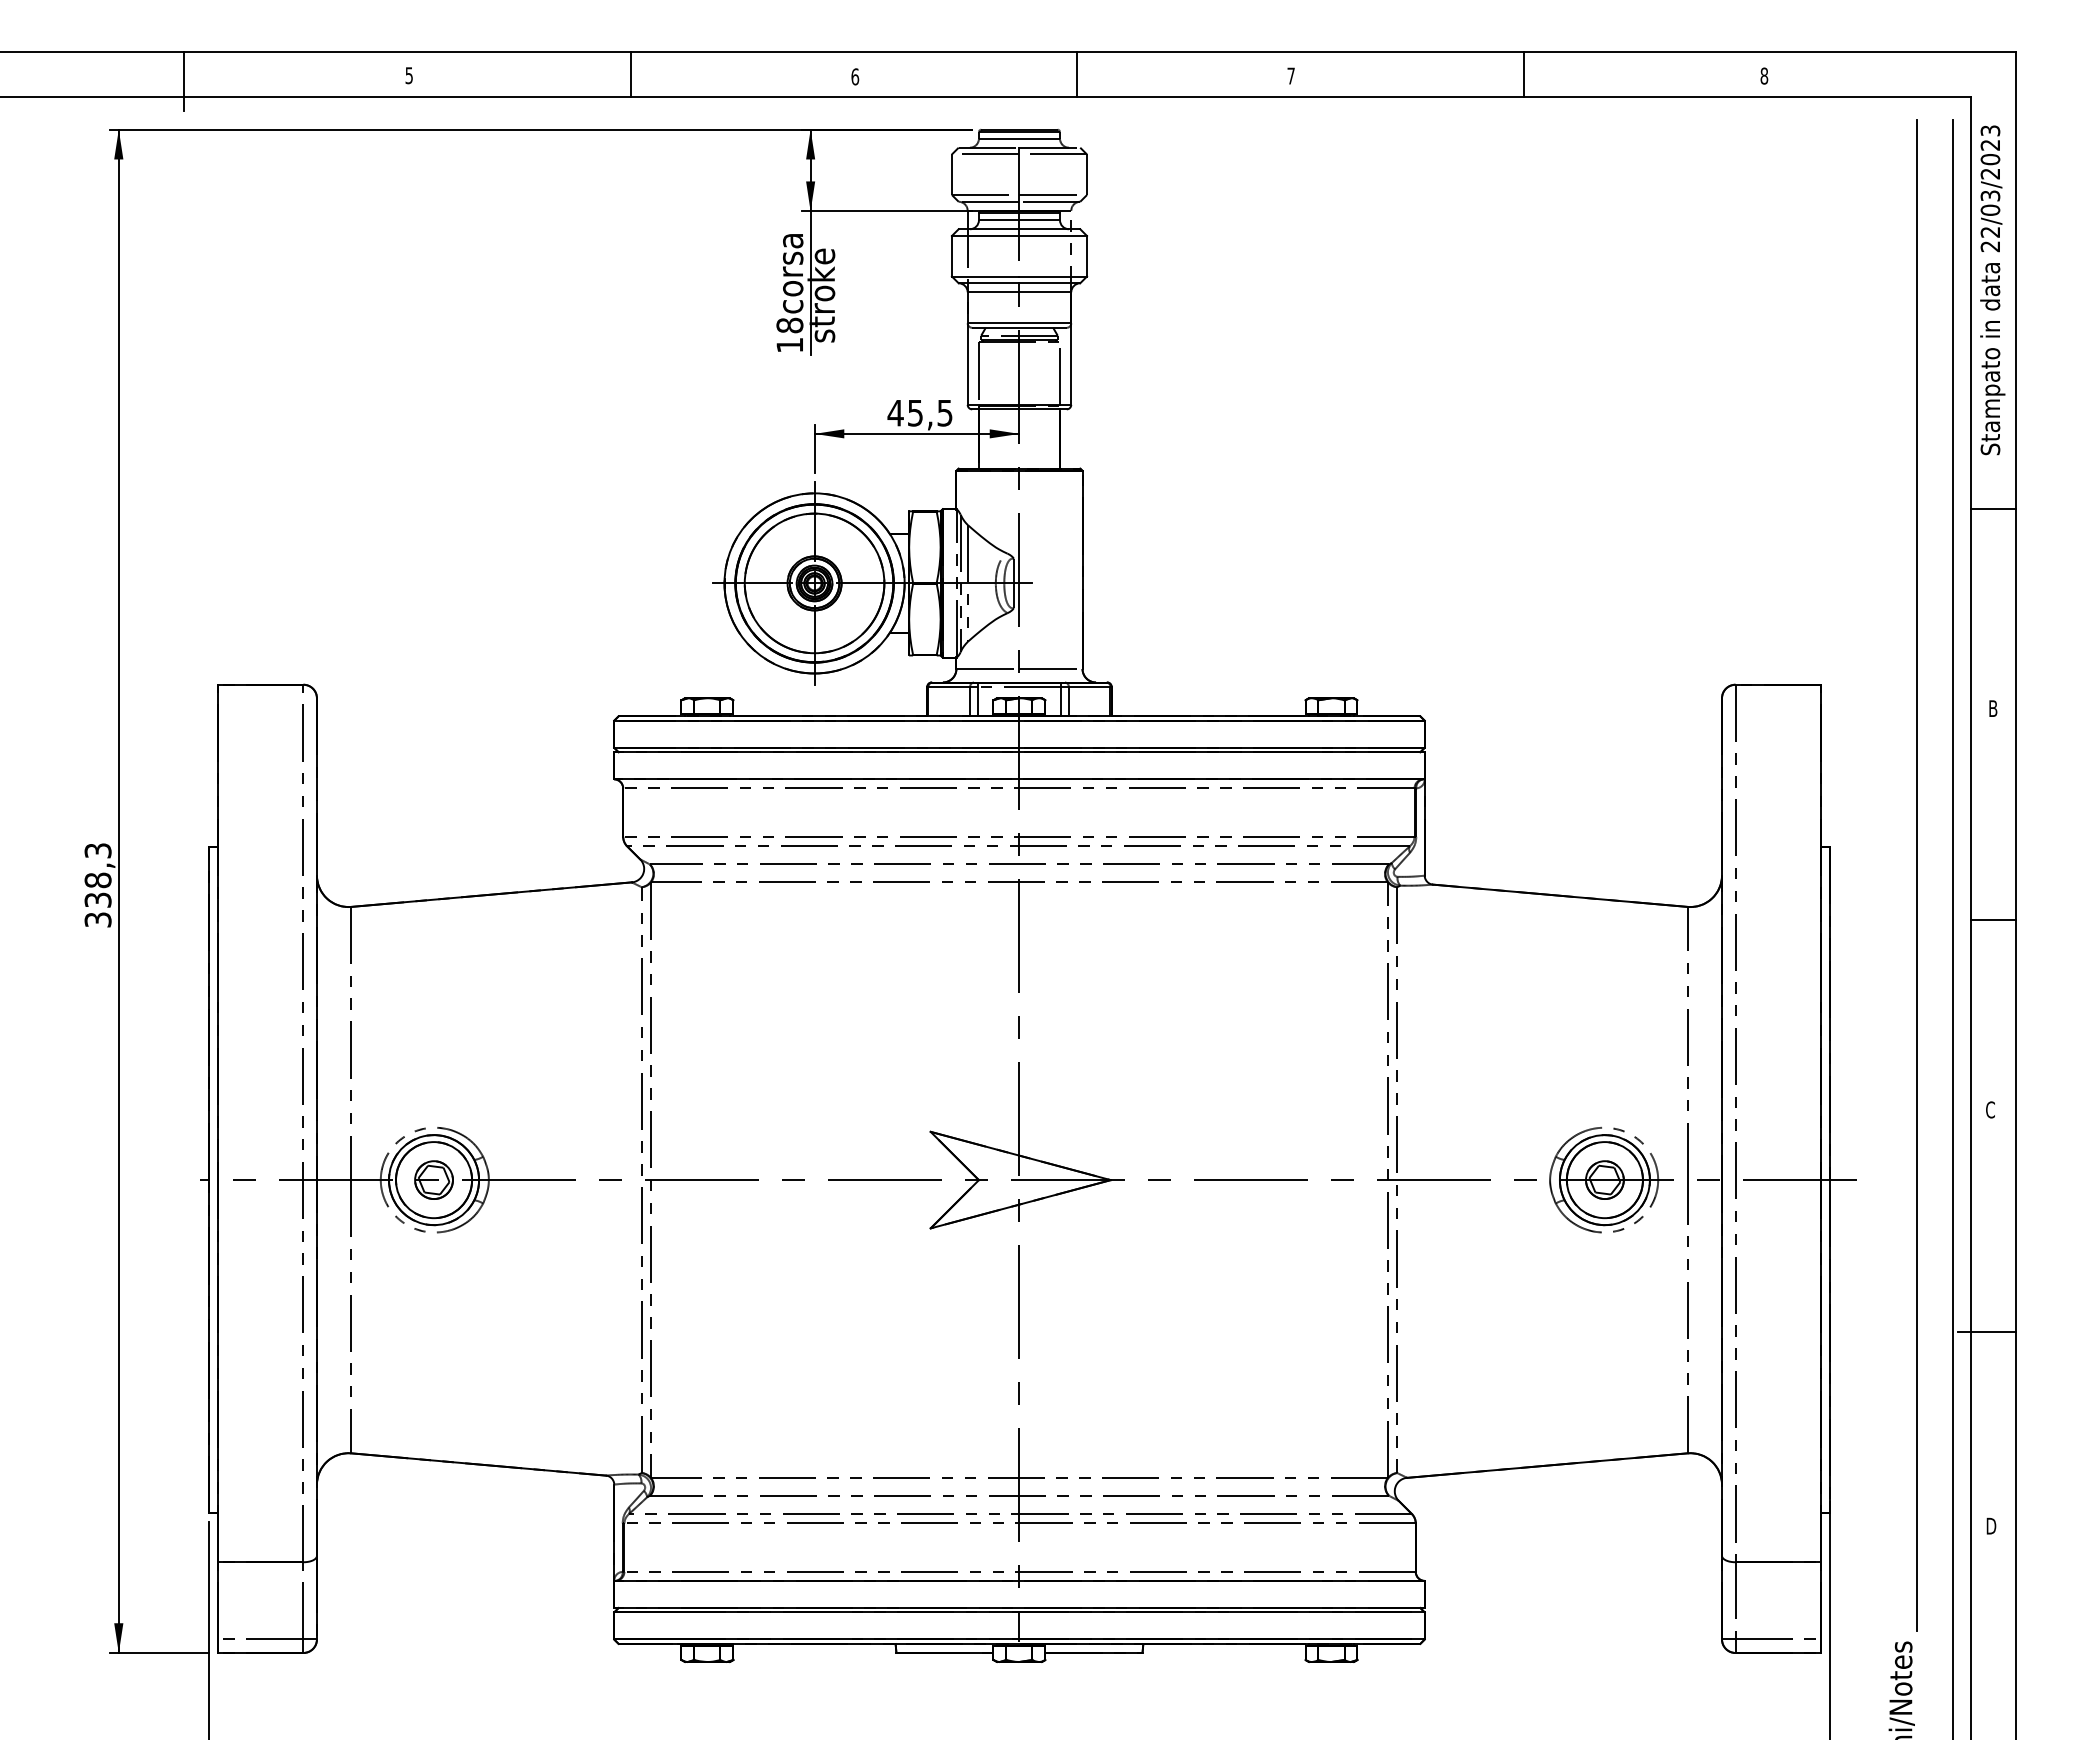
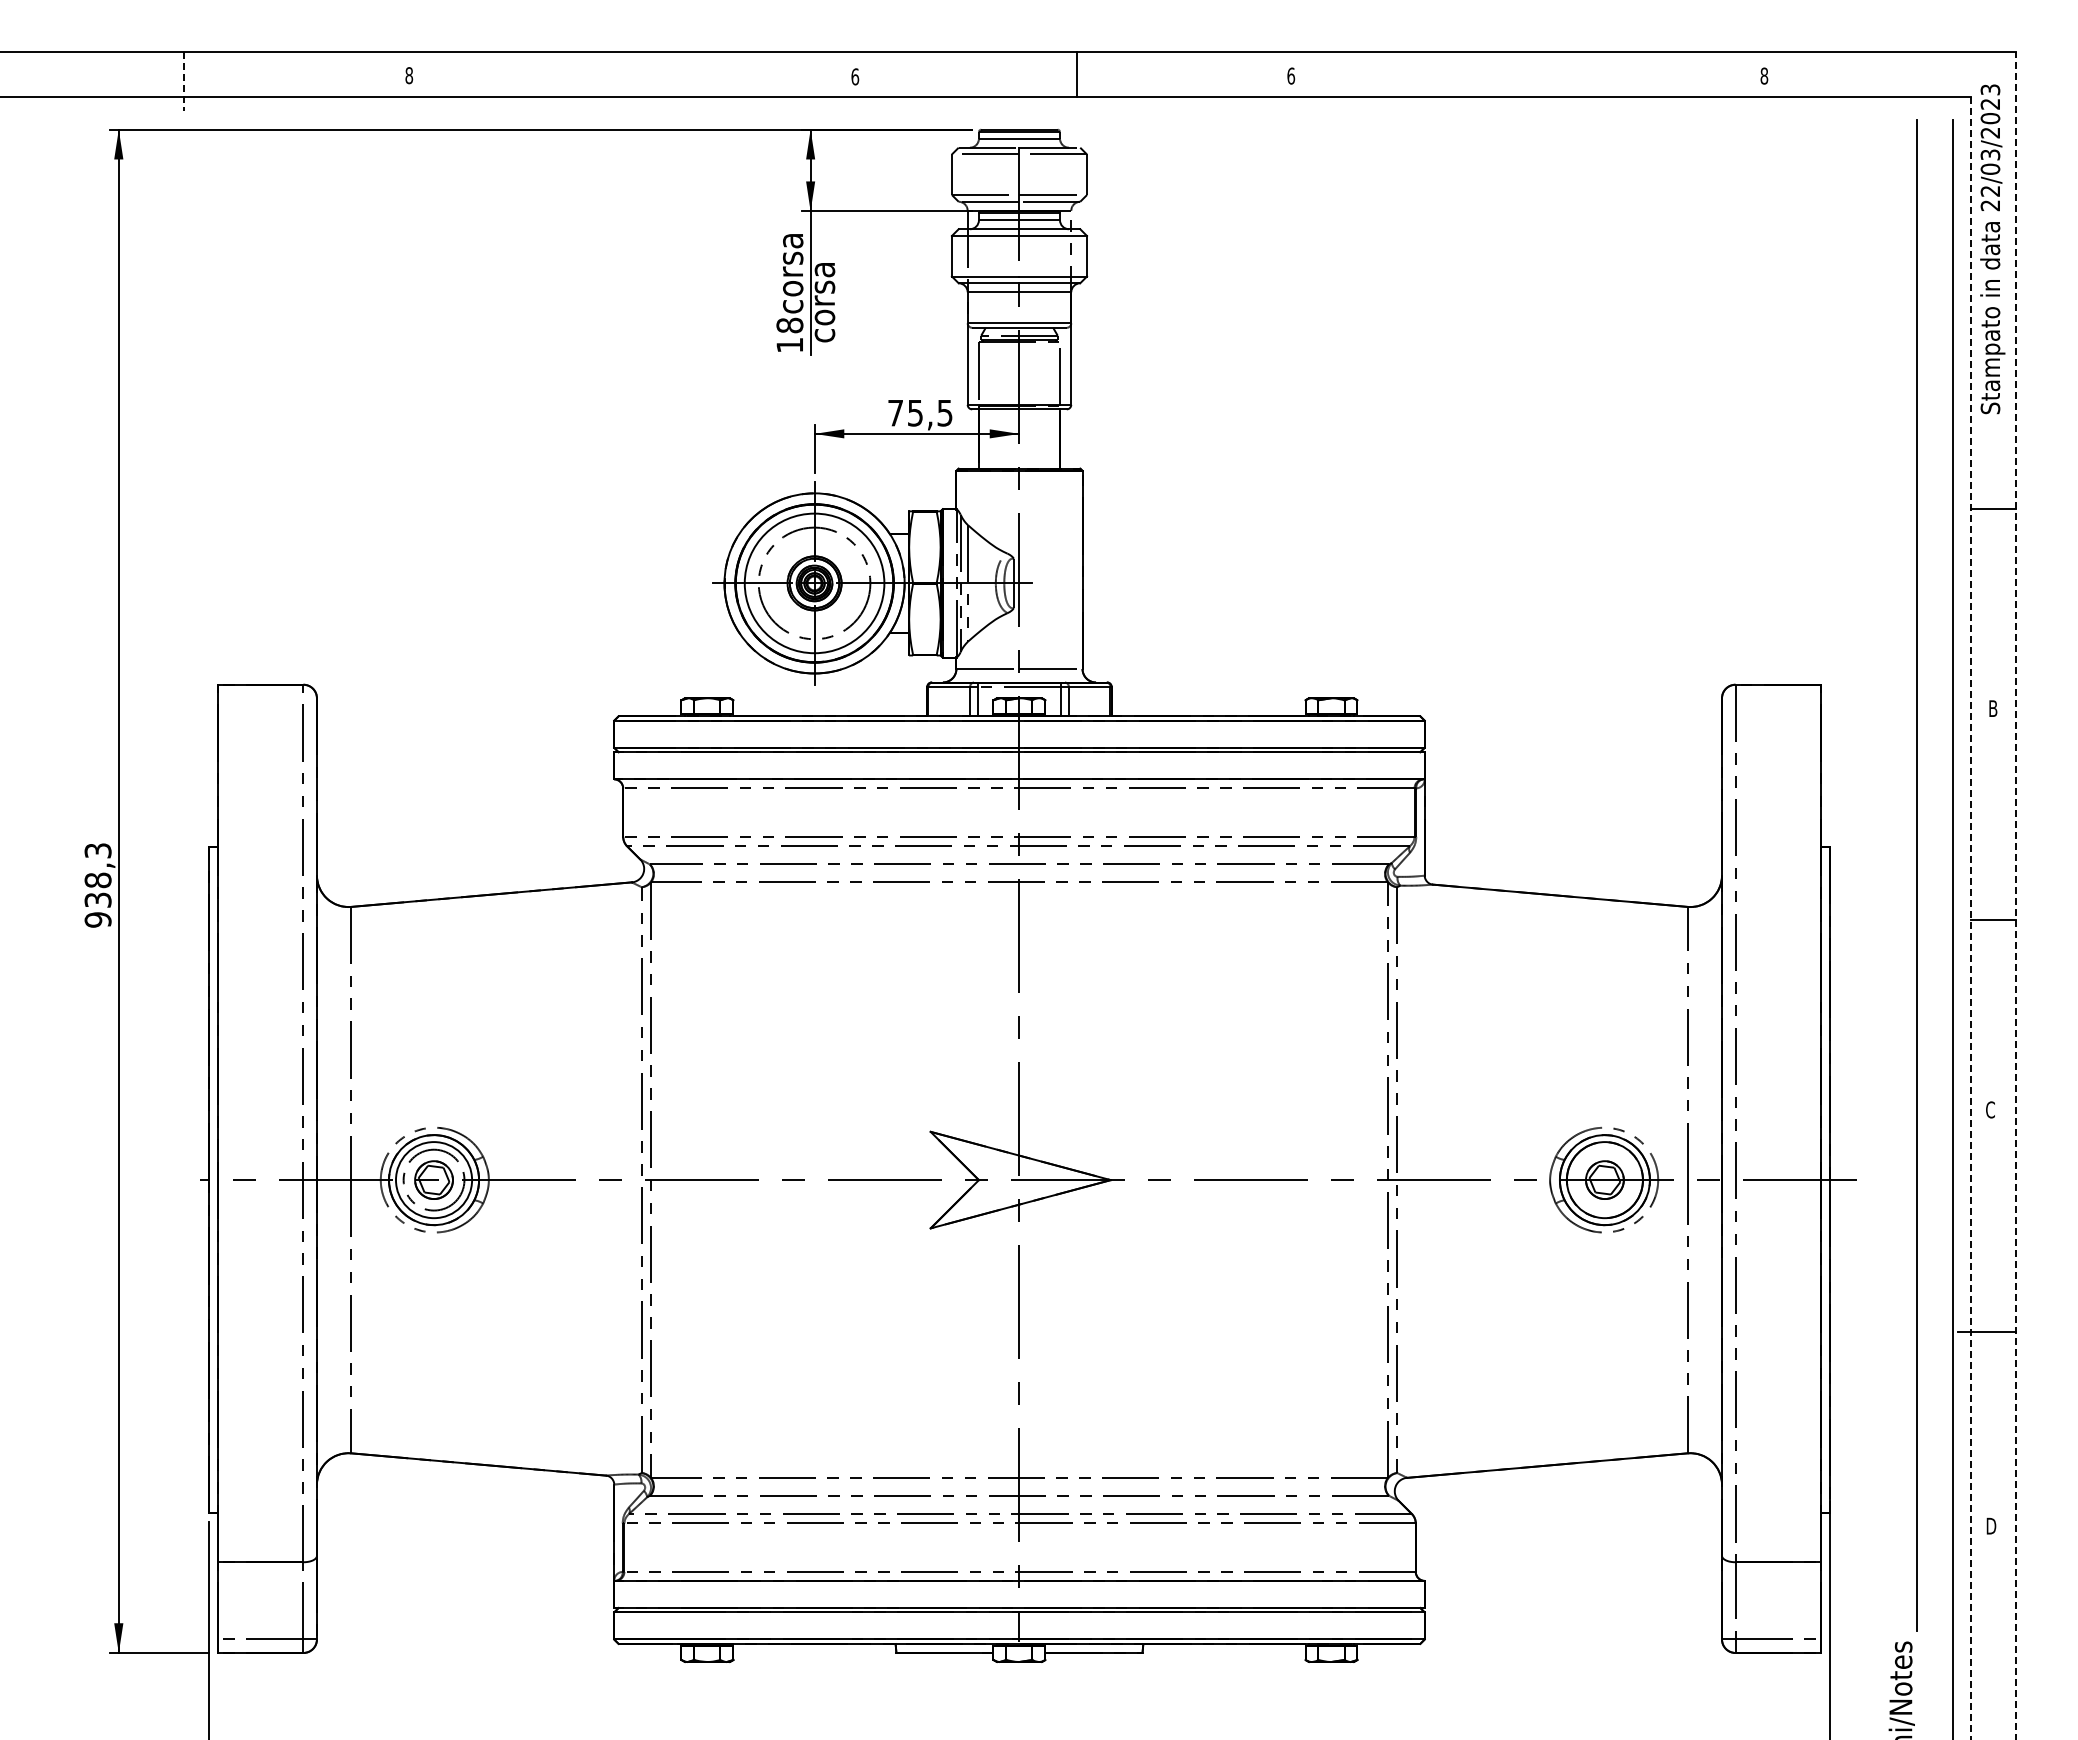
line: present -> none (630, 74)
line: present -> none (1524, 74)
text: 5 -> 8 (409, 75)
text: 7 -> 6 (1291, 75)
line: solid -> dashed (183, 82)
text position: (1992, 290) -> (1992, 249) (1992, 249)
text: stroke -> corsa (821, 295)
text: 45,5 -> 75,5 (895, 413)
circle diameter: 140 px -> 112 px (814, 583)
line: solid -> dashed (2015, 895)
line: solid -> dashed (1971, 918)
text: 338,3 -> 938,3 (97, 919)
circle diameter: 76 px -> 61 px (433, 1179)
